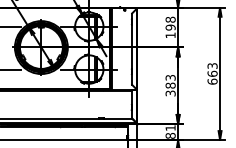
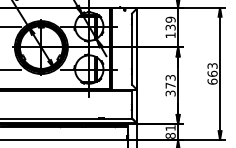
text: 198 -> 139 (170, 23)
text: 383 -> 373 (170, 85)
